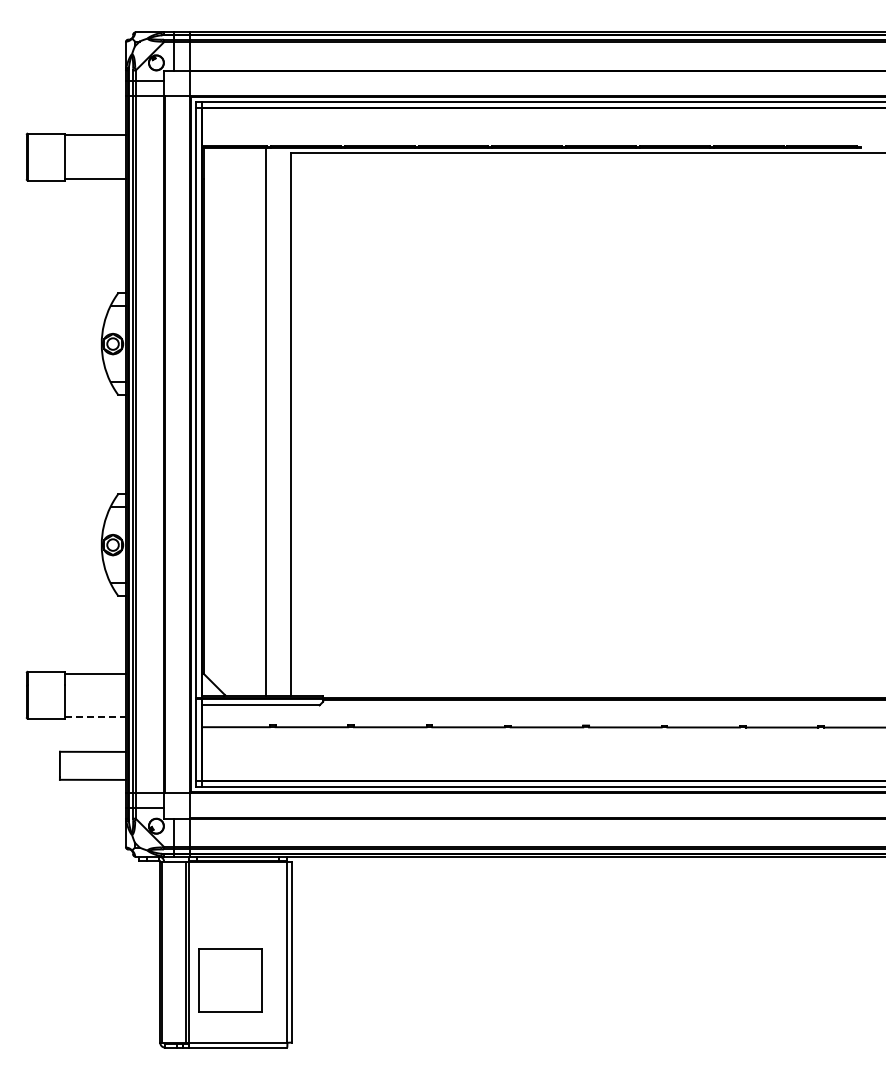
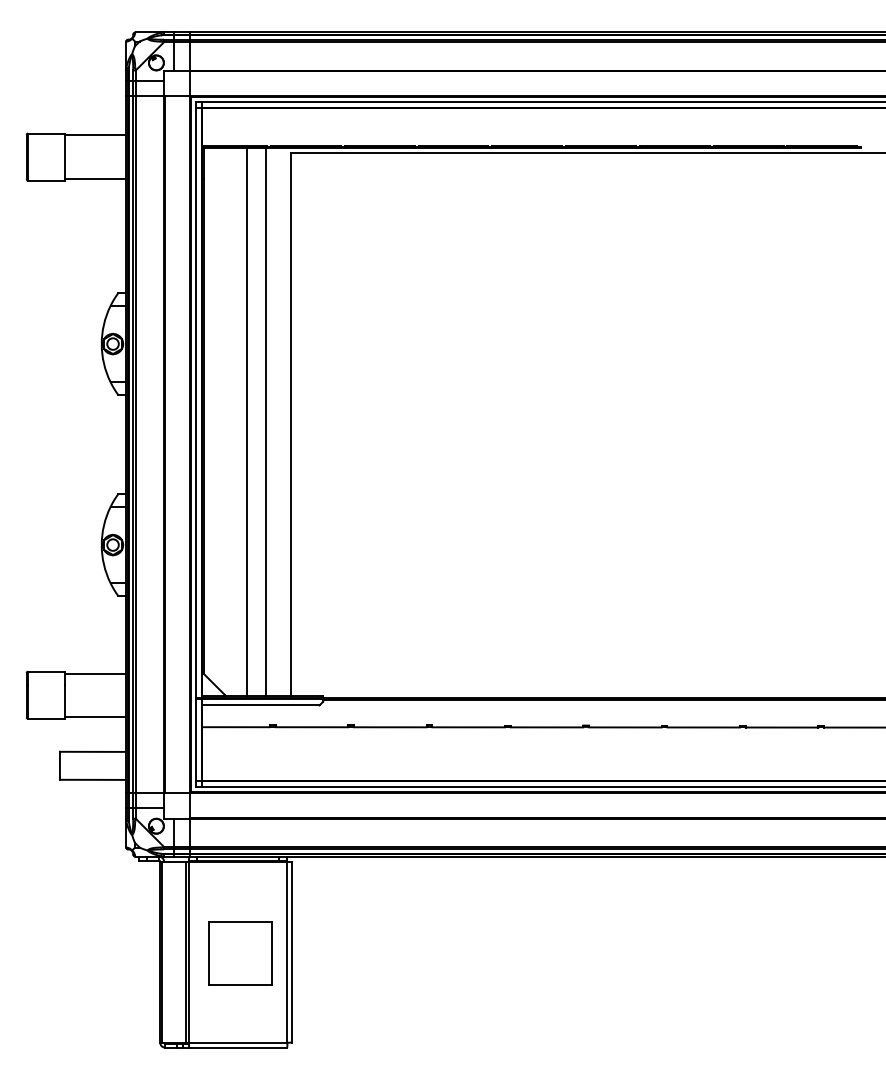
line: none -> present (246, 421)
line: dashed -> solid (95, 716)
part position: (230, 980) -> (240, 953) (240, 953)
